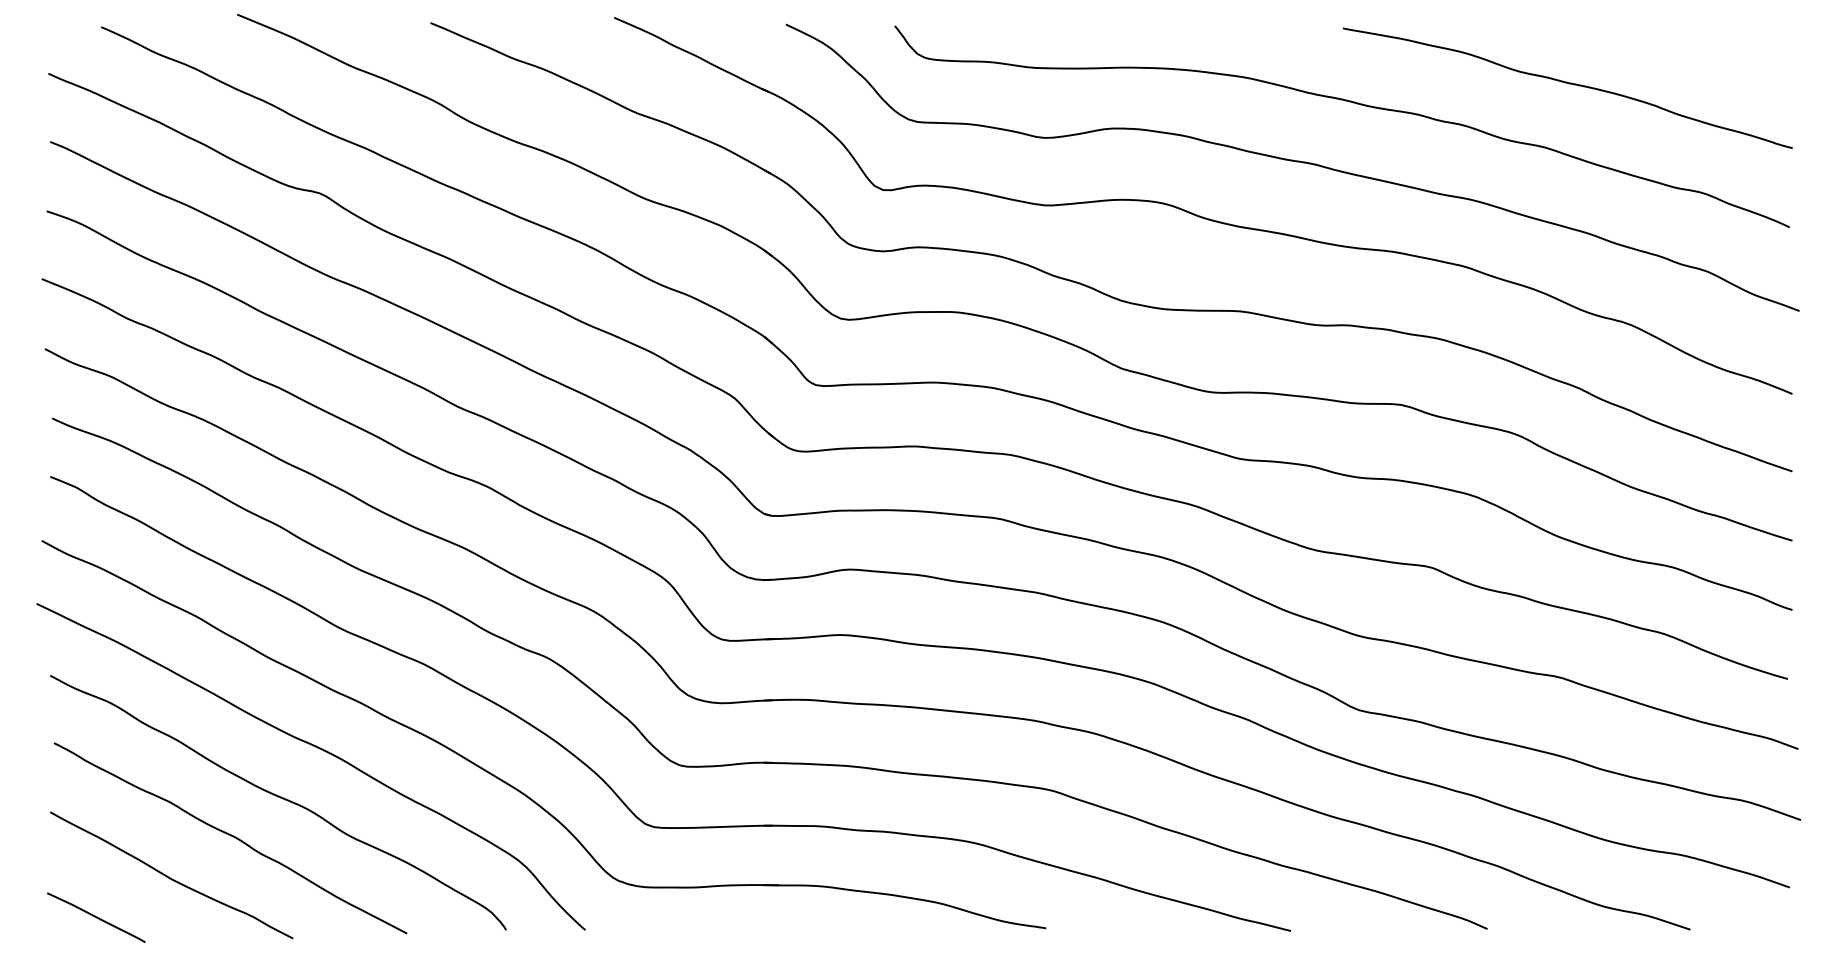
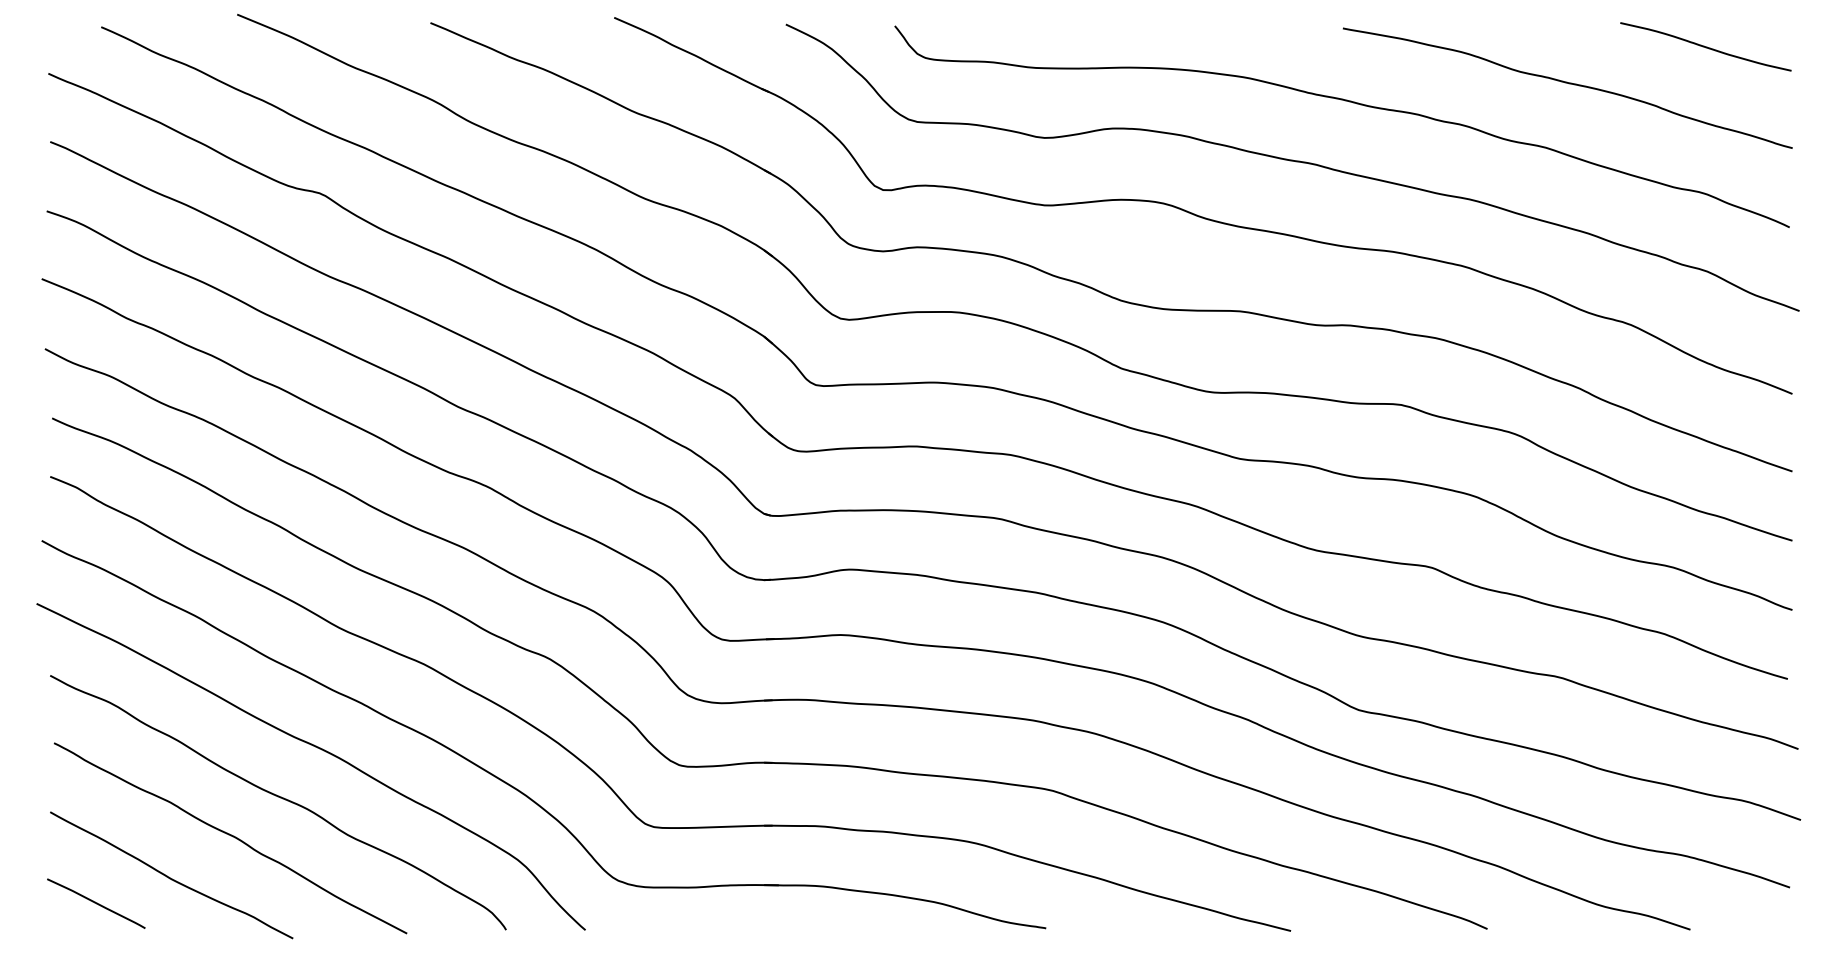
curve: none -> present (1705, 46)
line position: (96, 917) -> (96, 903) (96, 903)
